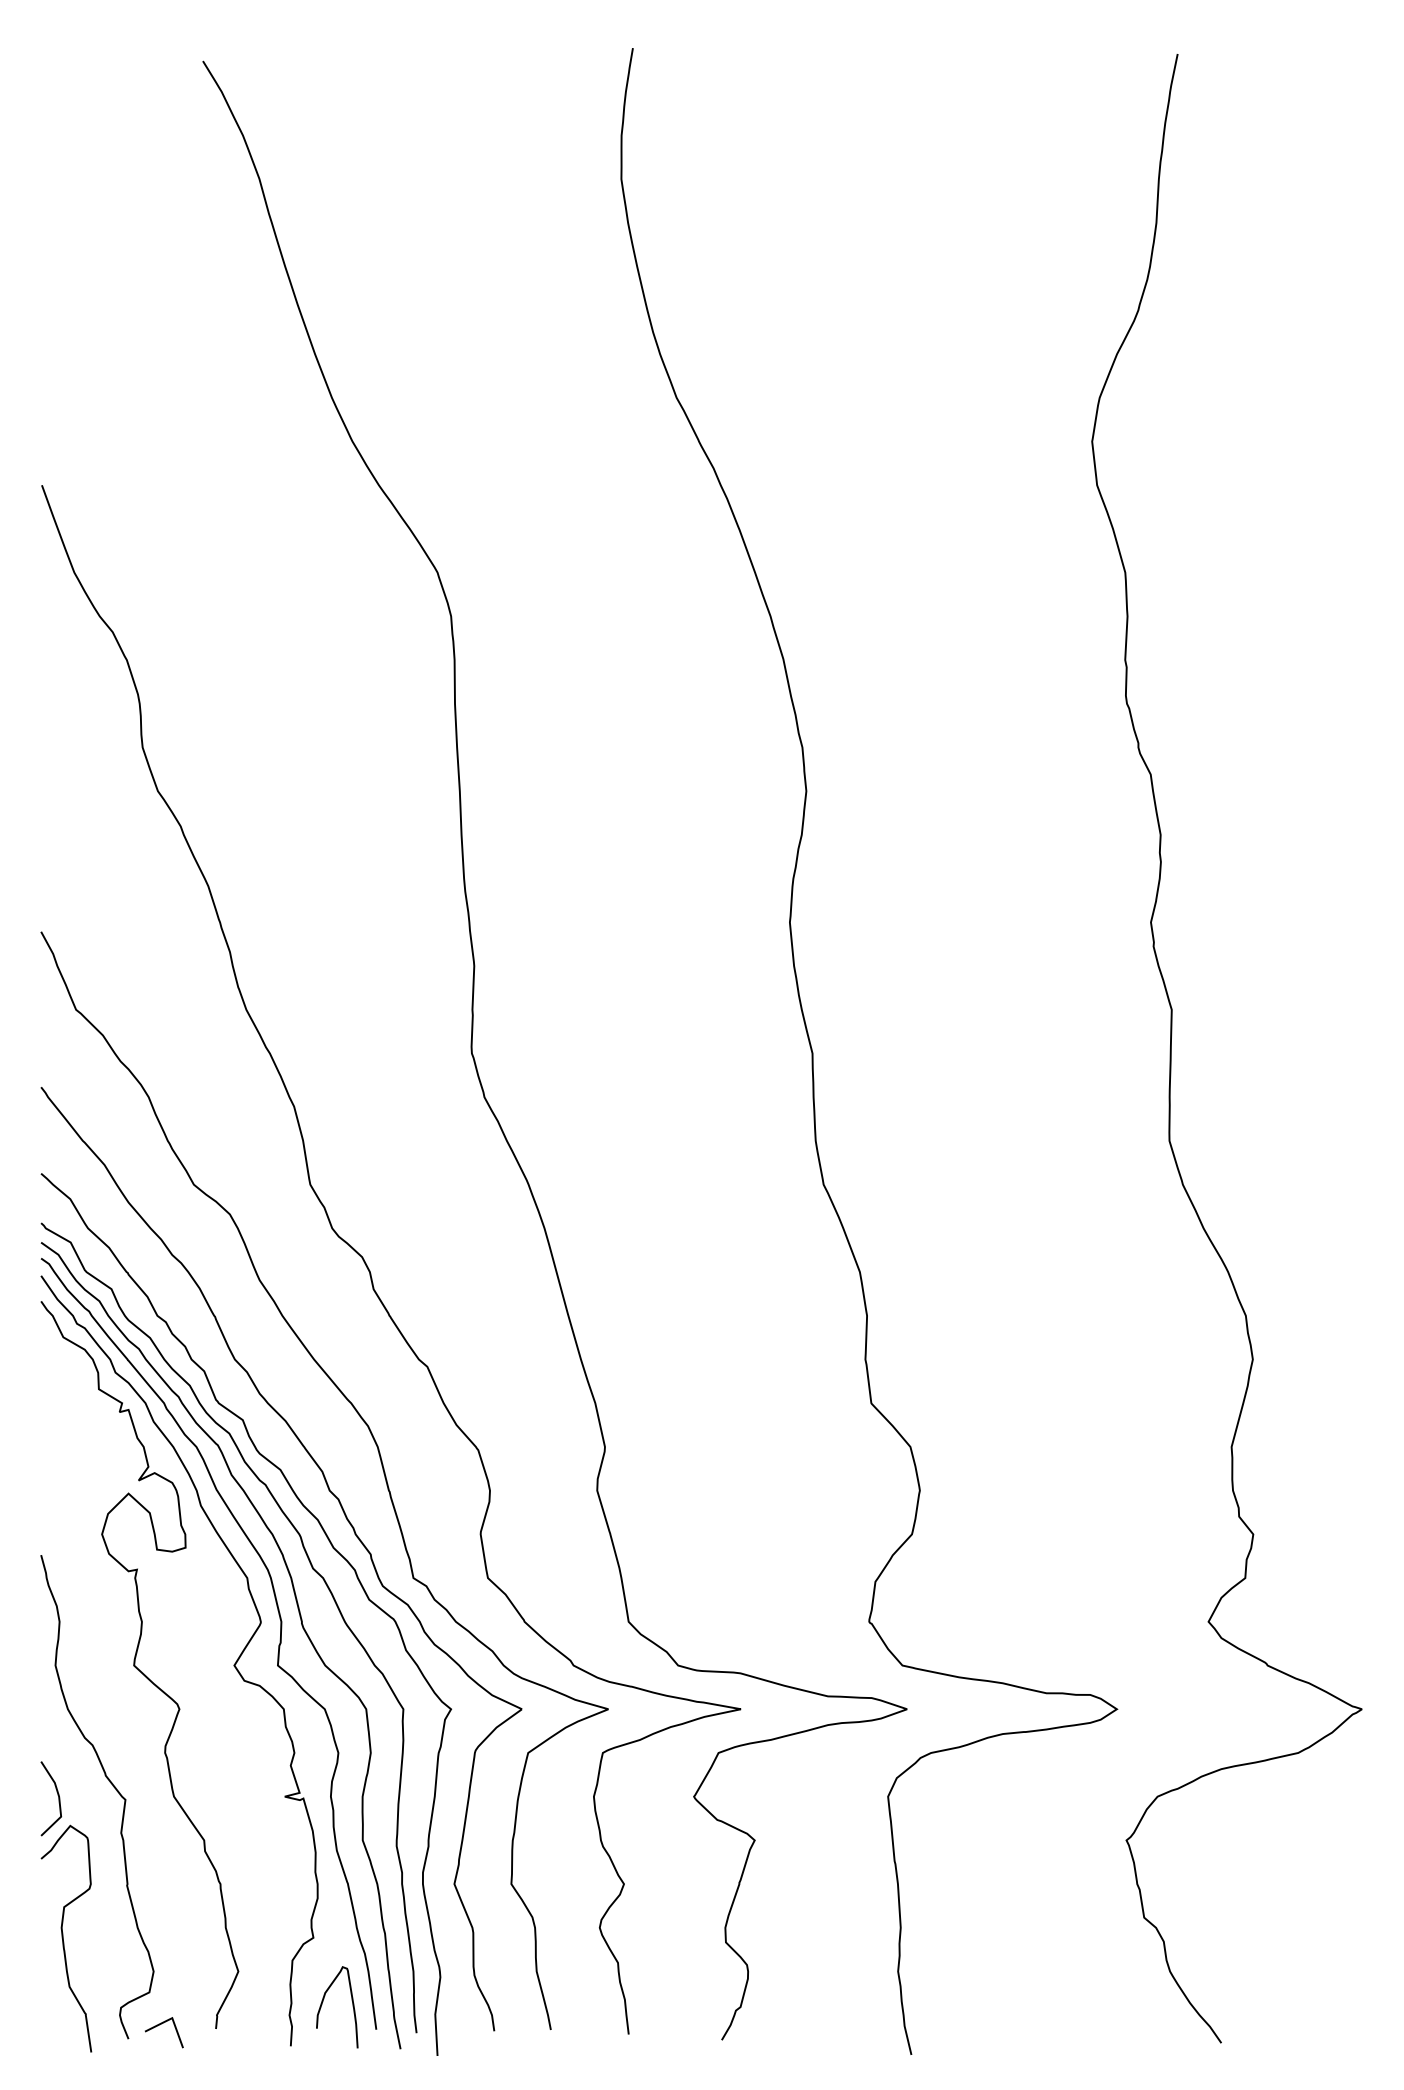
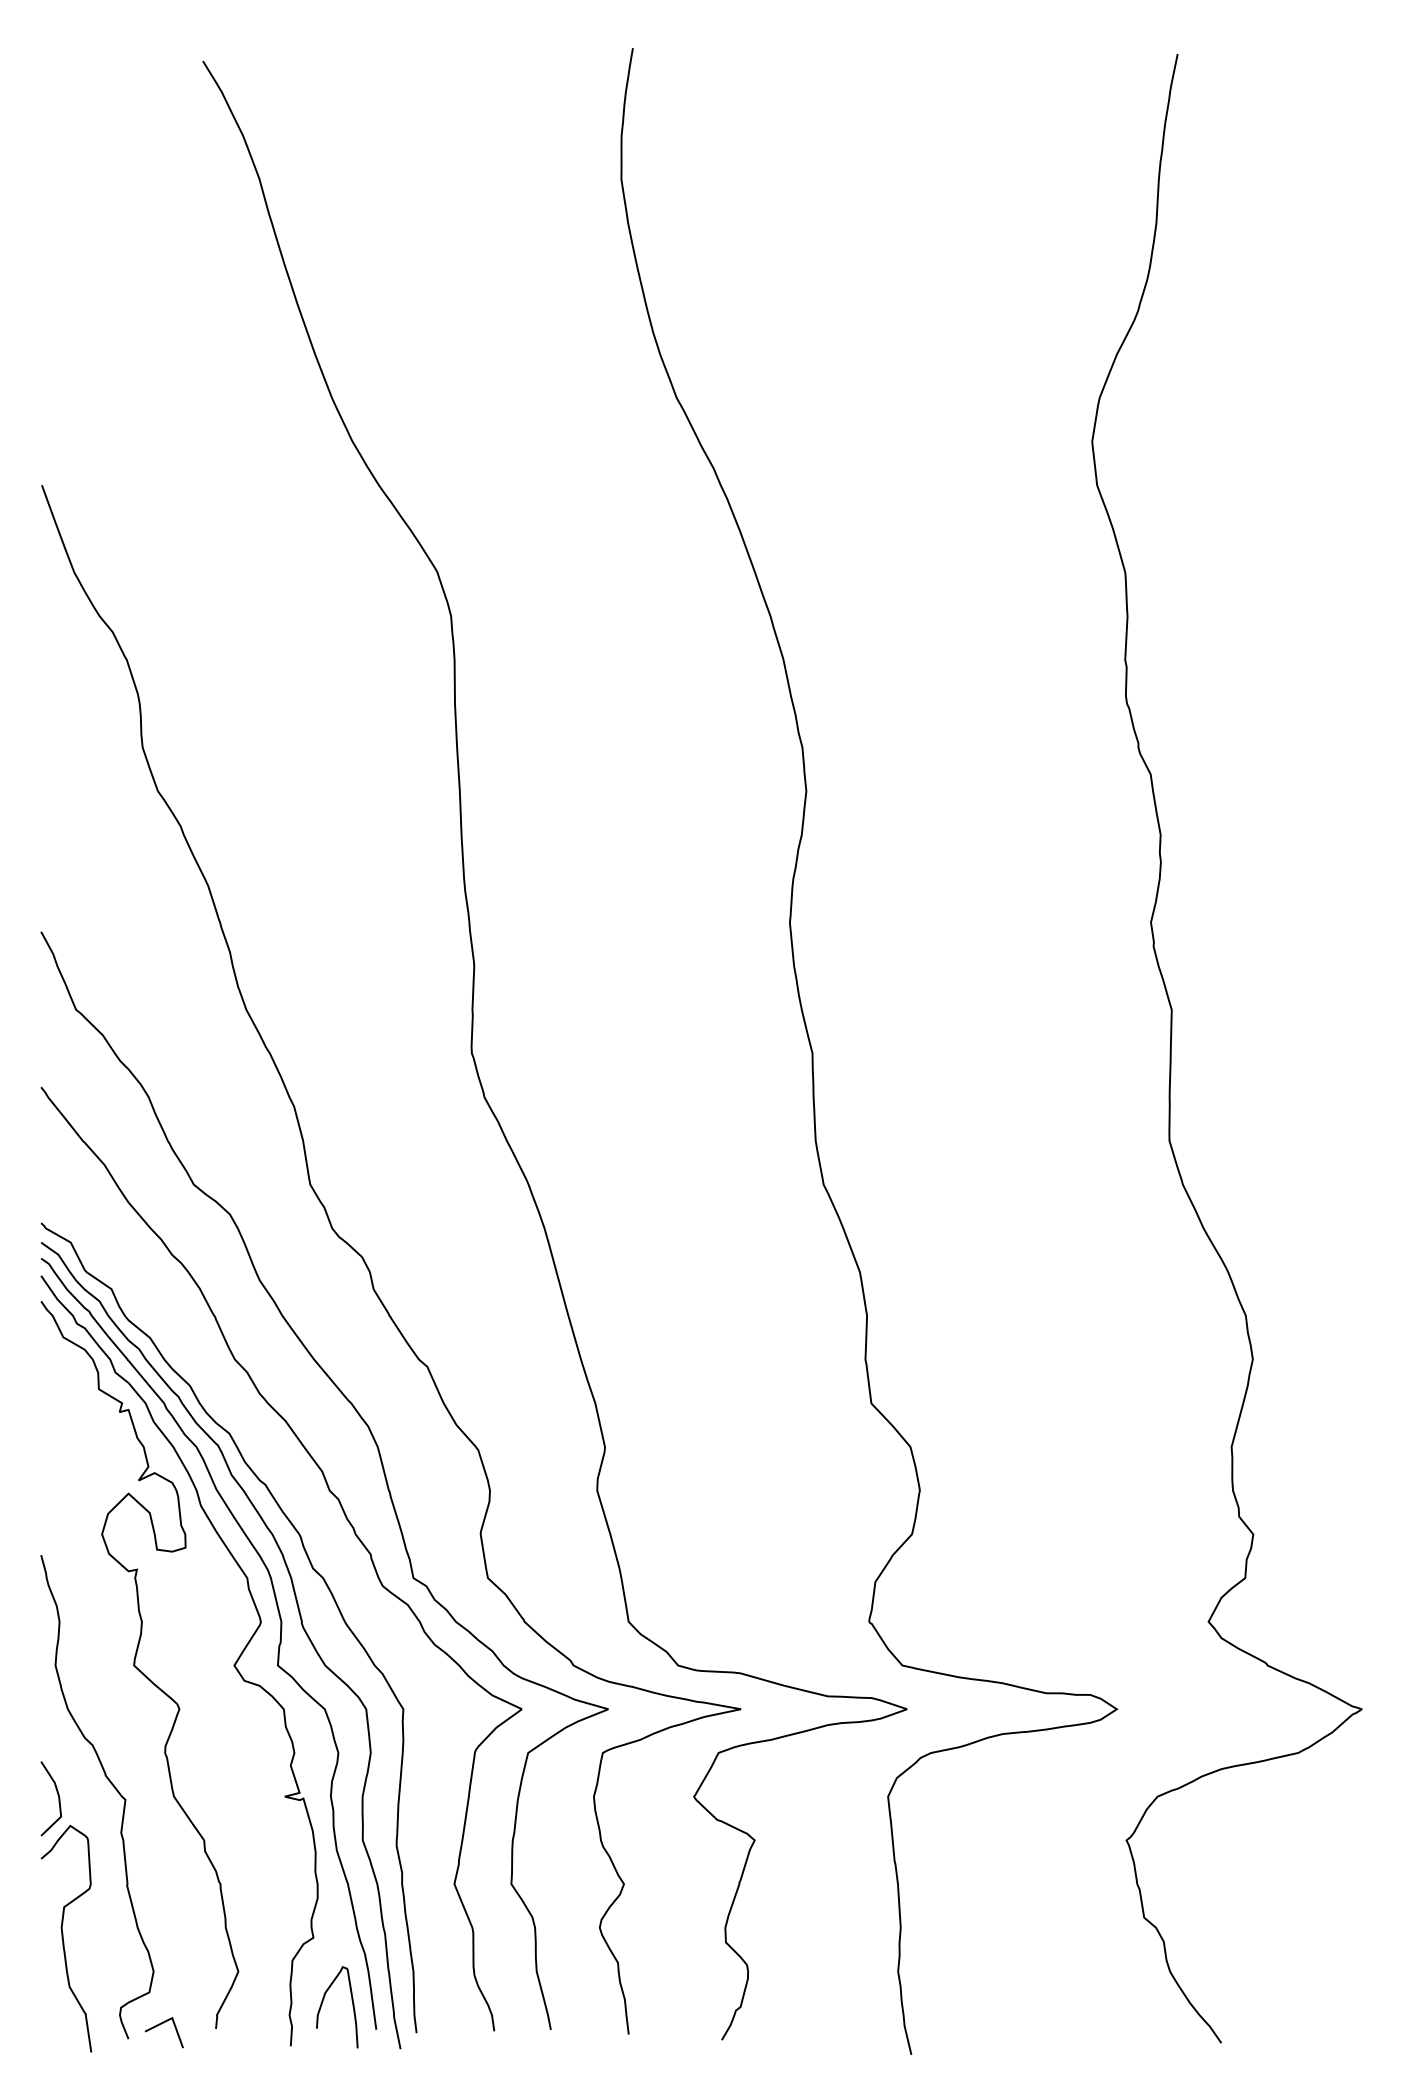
curve: present -> none (332, 1548)
